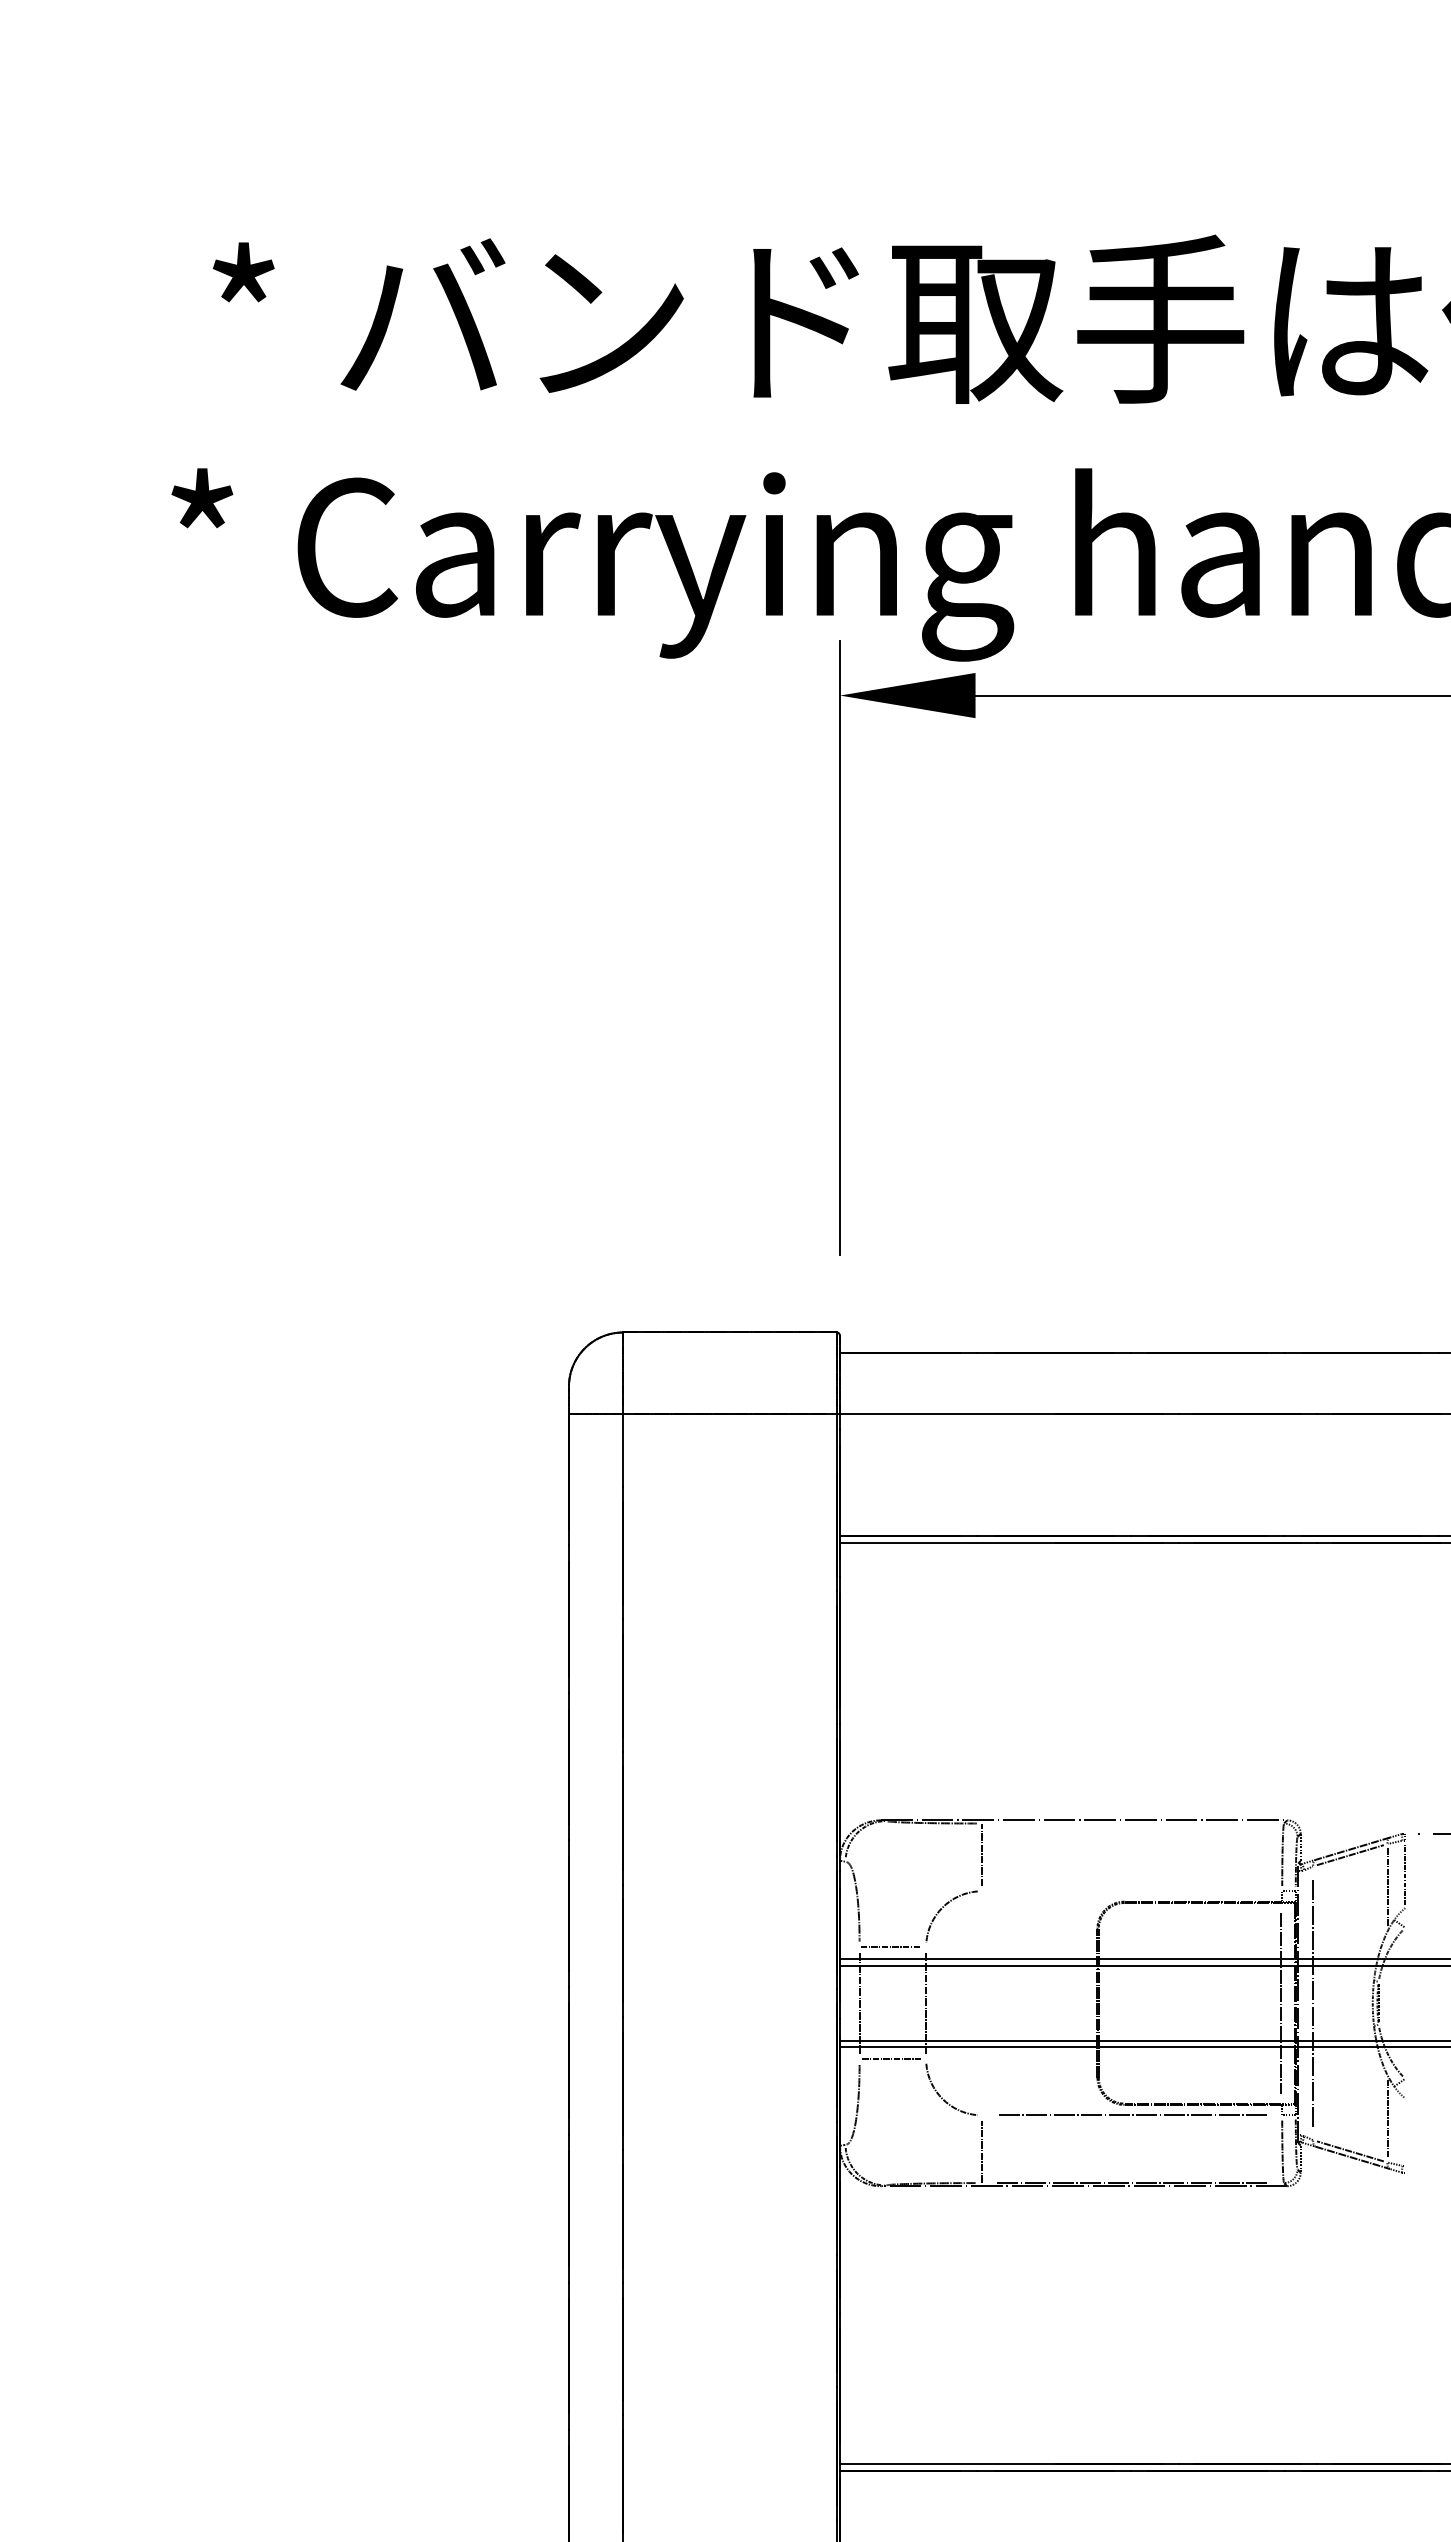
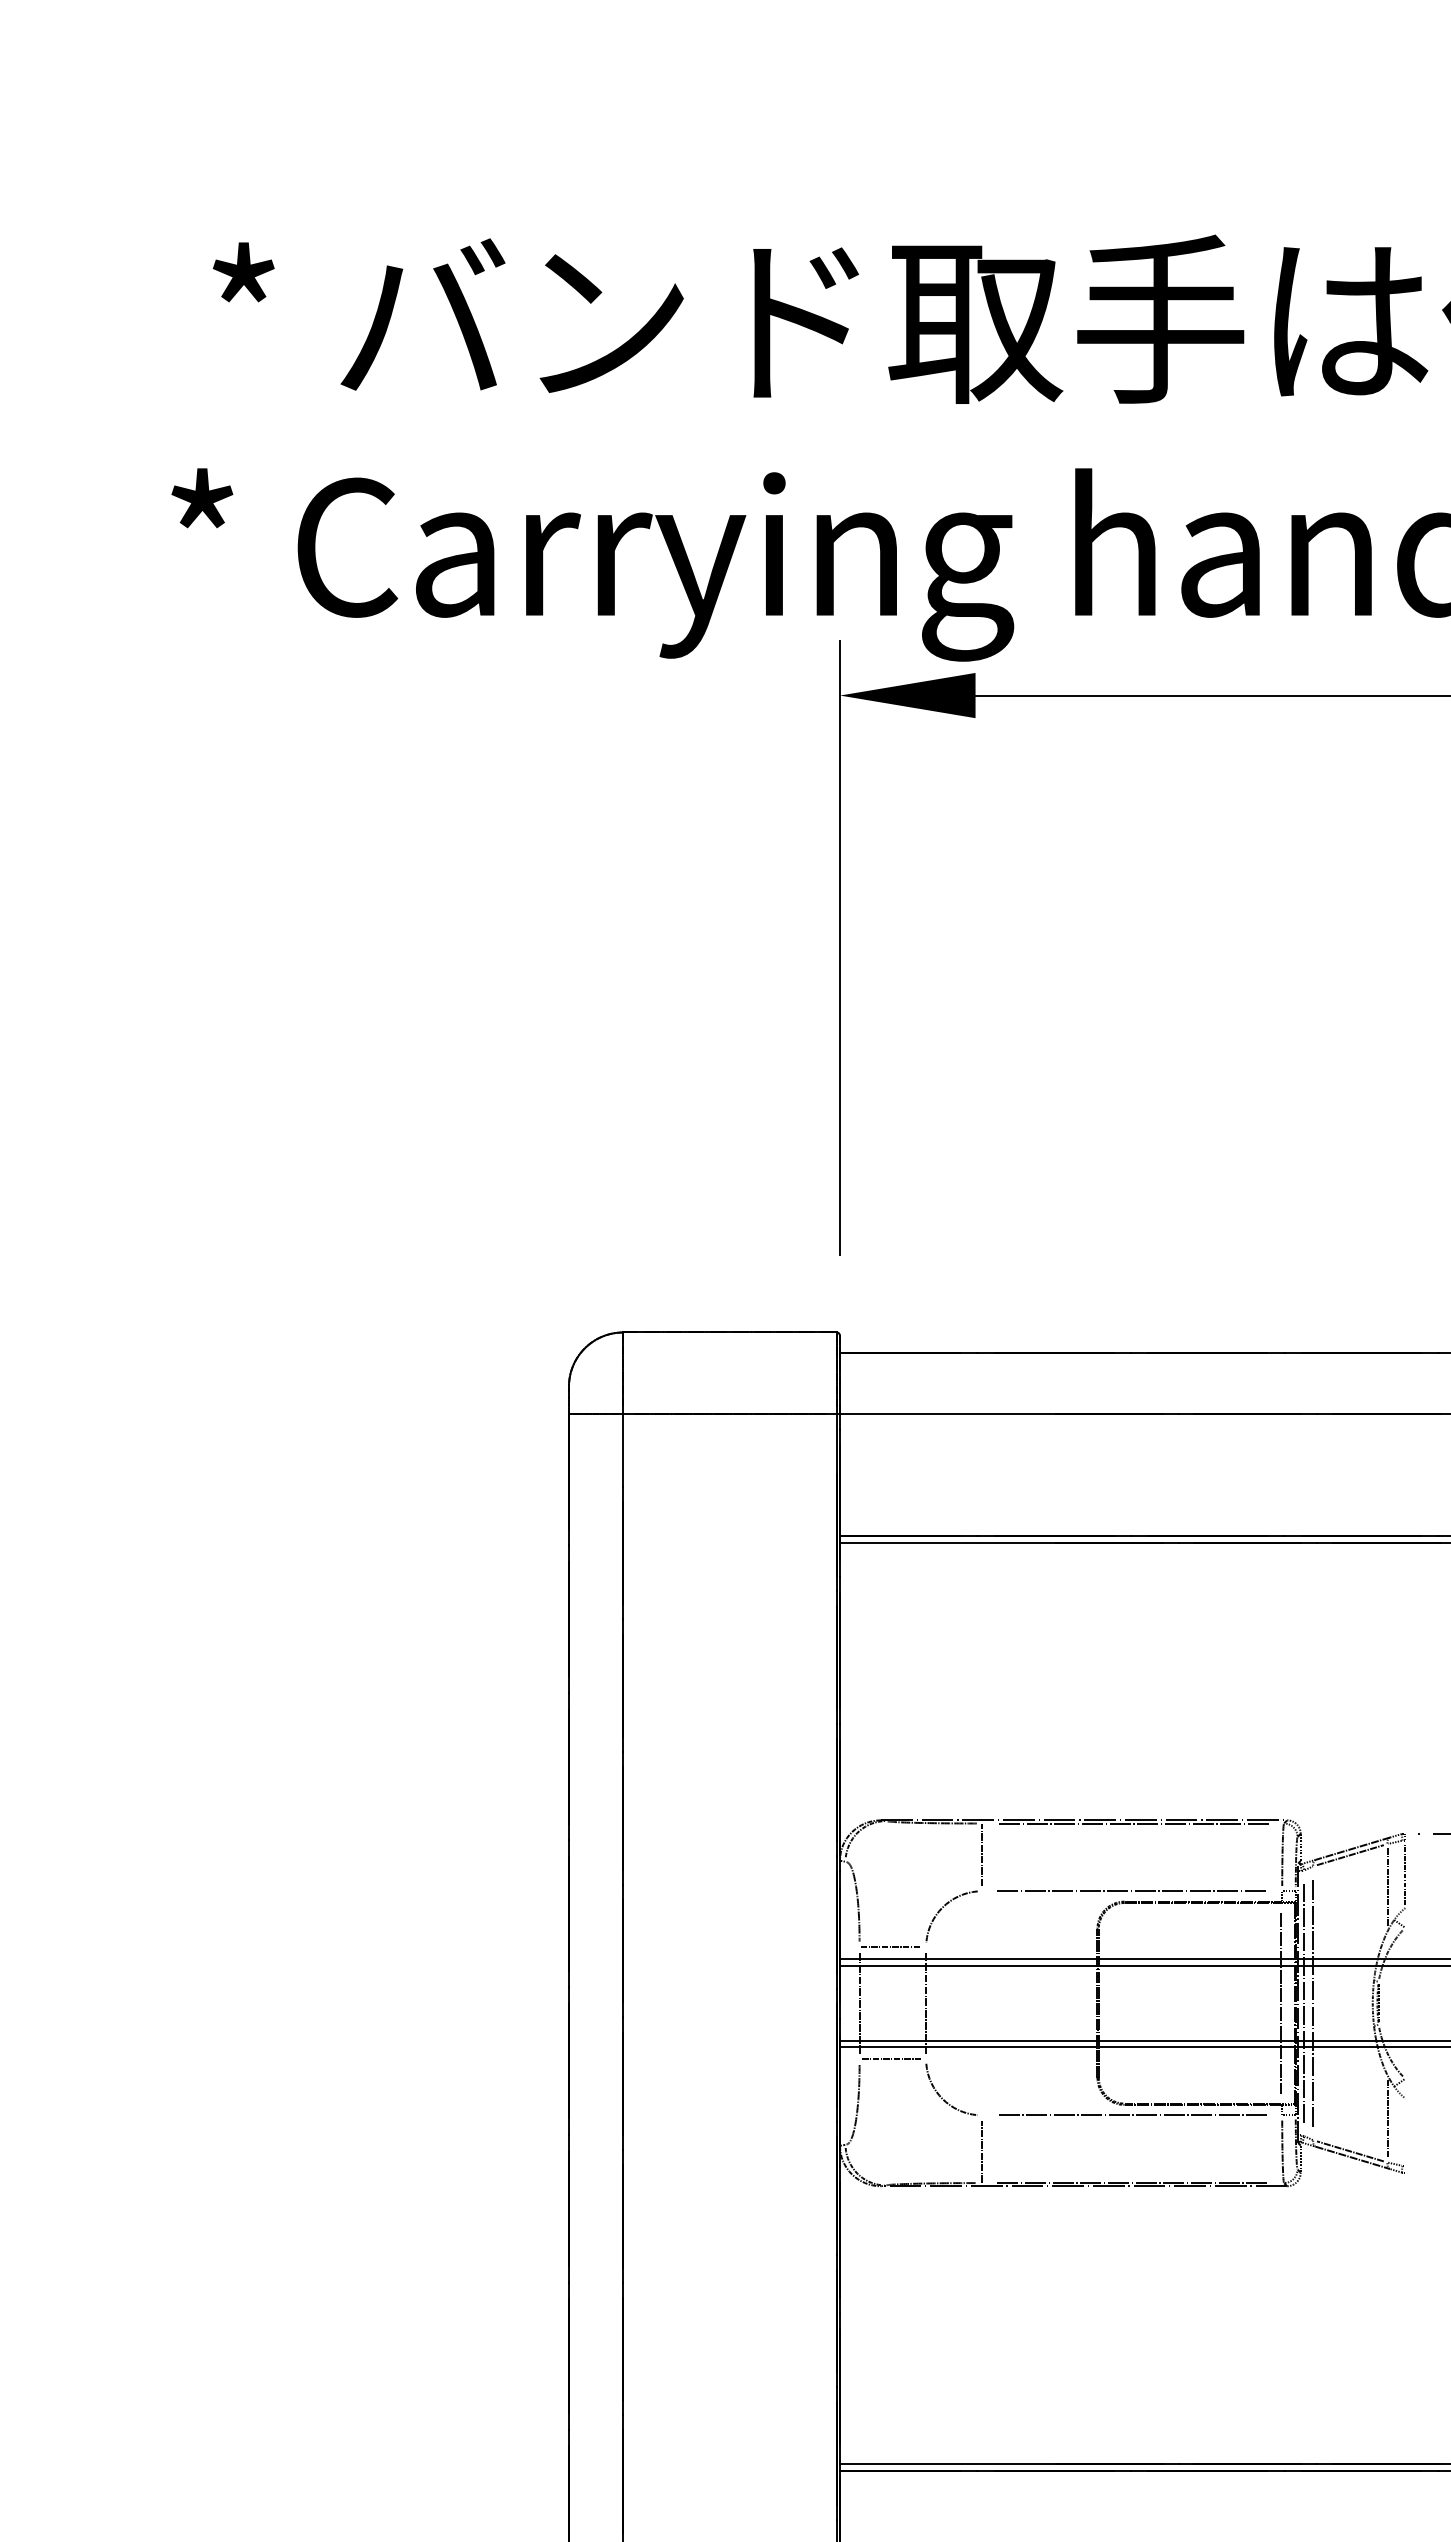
line: none -> present (1132, 1823)
line: none -> present (1131, 1890)
line: none -> present (1304, 2002)
